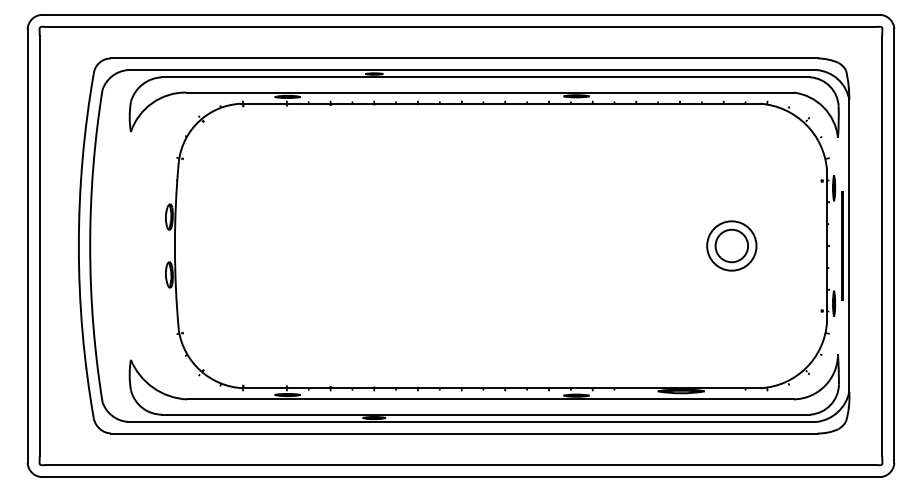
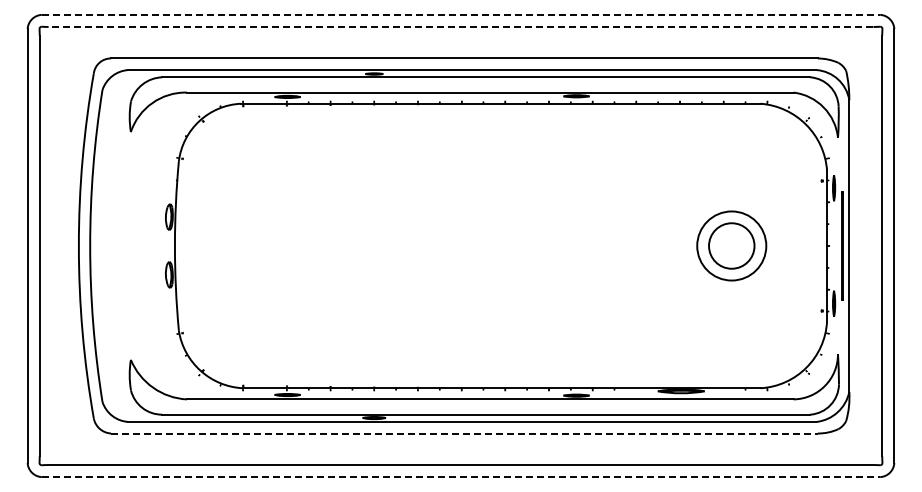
line: solid -> dashed (461, 14)
line: solid -> dashed (460, 26)
part size: 52x52 px -> 72x72 px (731, 245)
line: solid -> dashed (464, 433)
line: solid -> dashed (461, 477)
